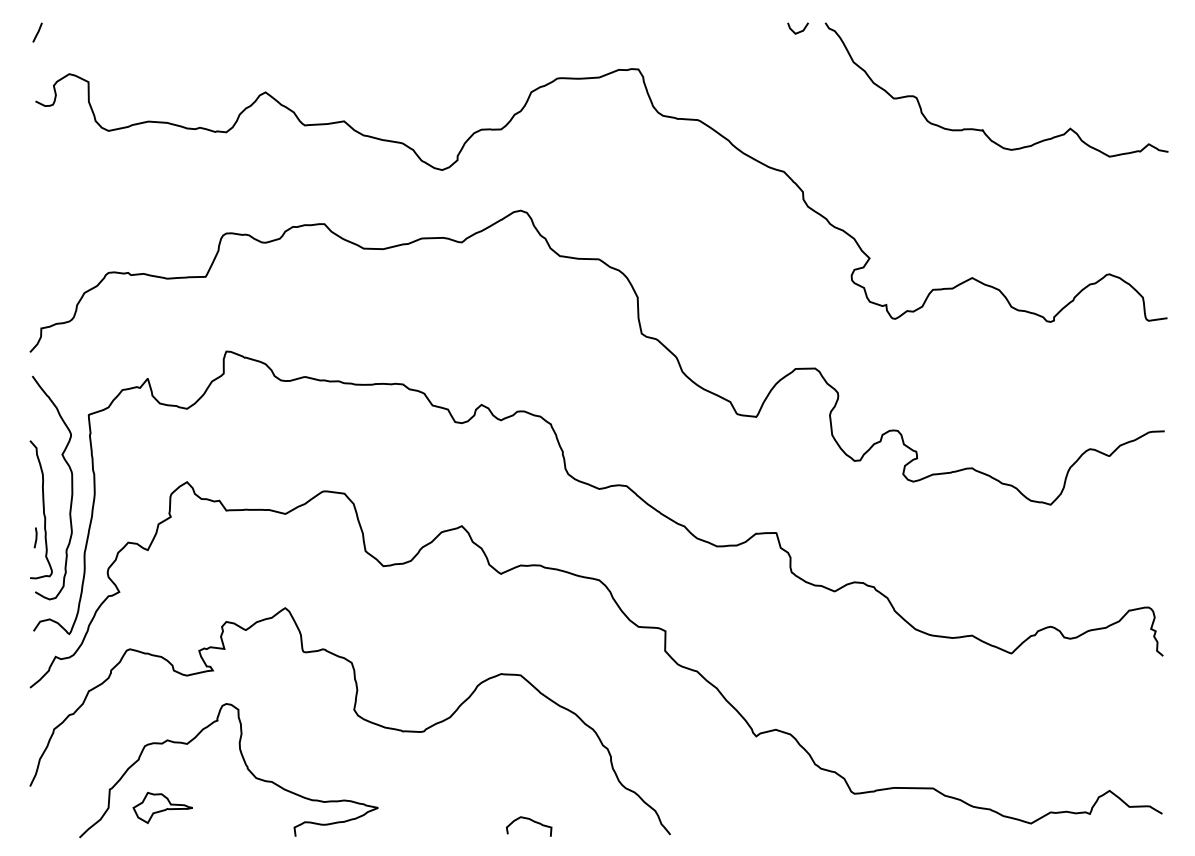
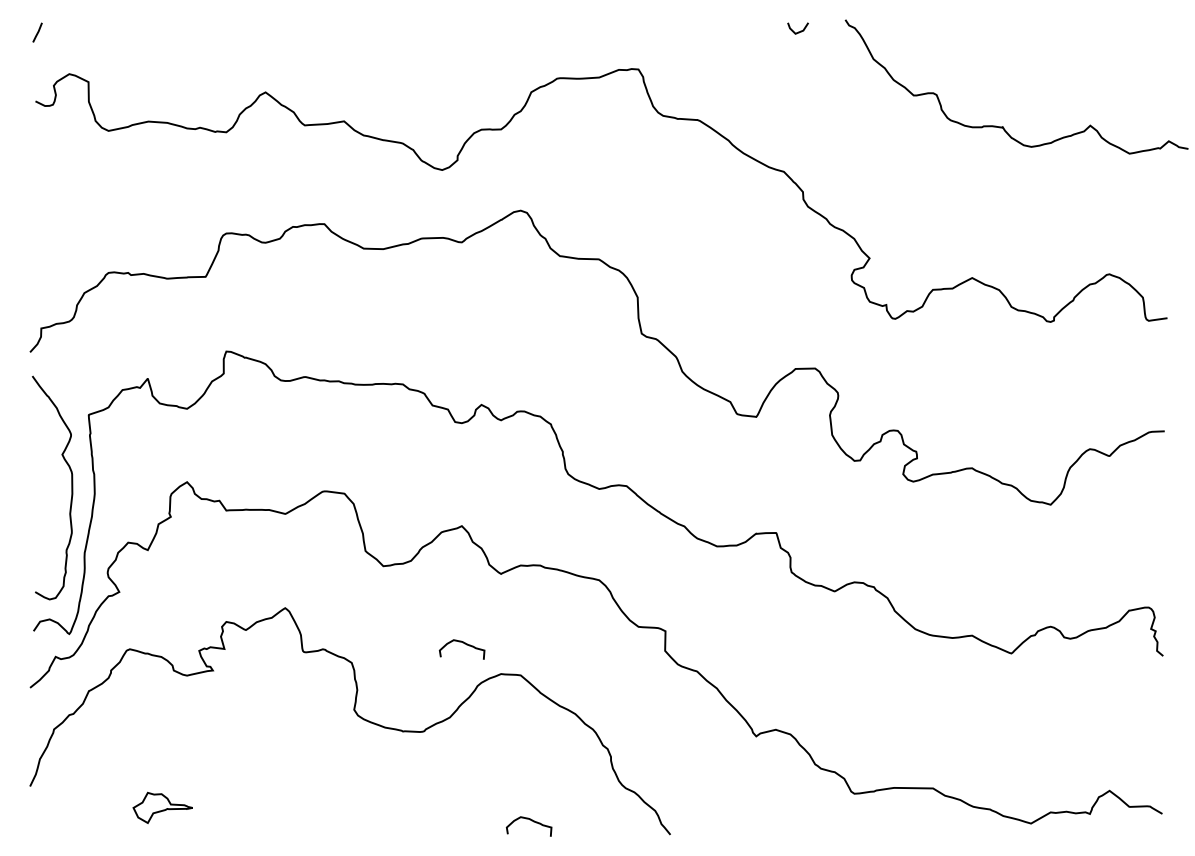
curve position: (983, 129) -> (1003, 126) (1003, 126)
part: present -> none (40, 509)
curve: none -> present (464, 644)
curve: present -> none (244, 764)
